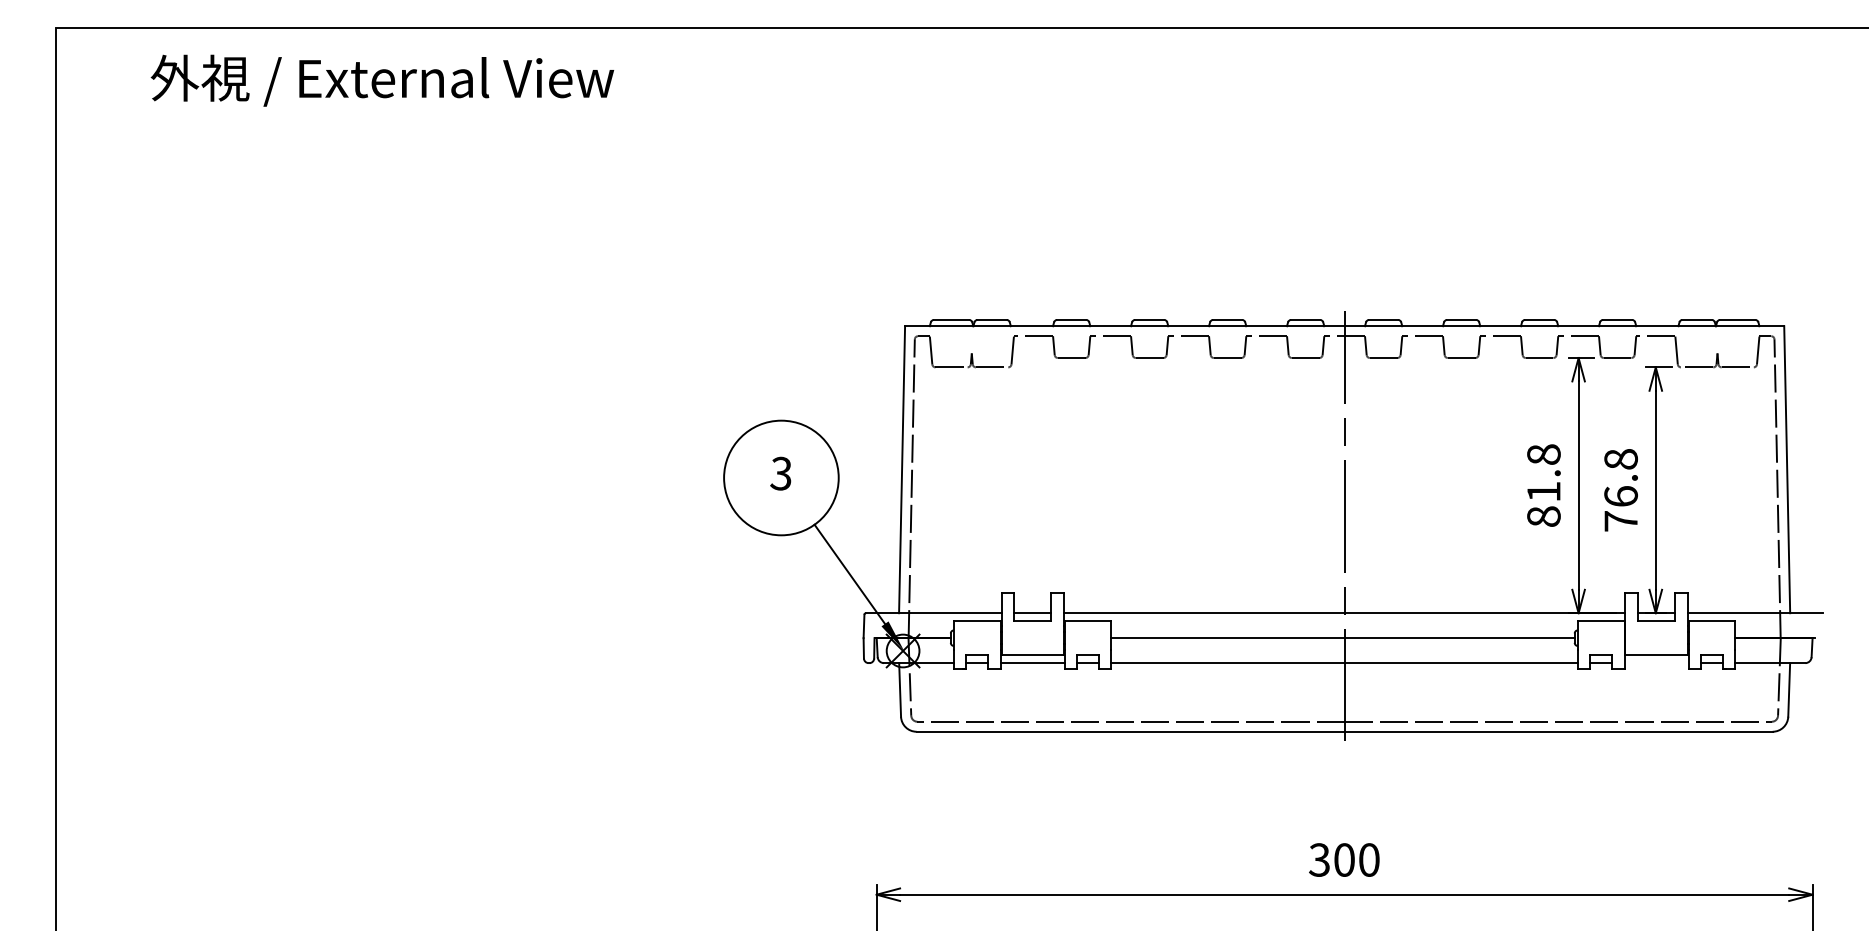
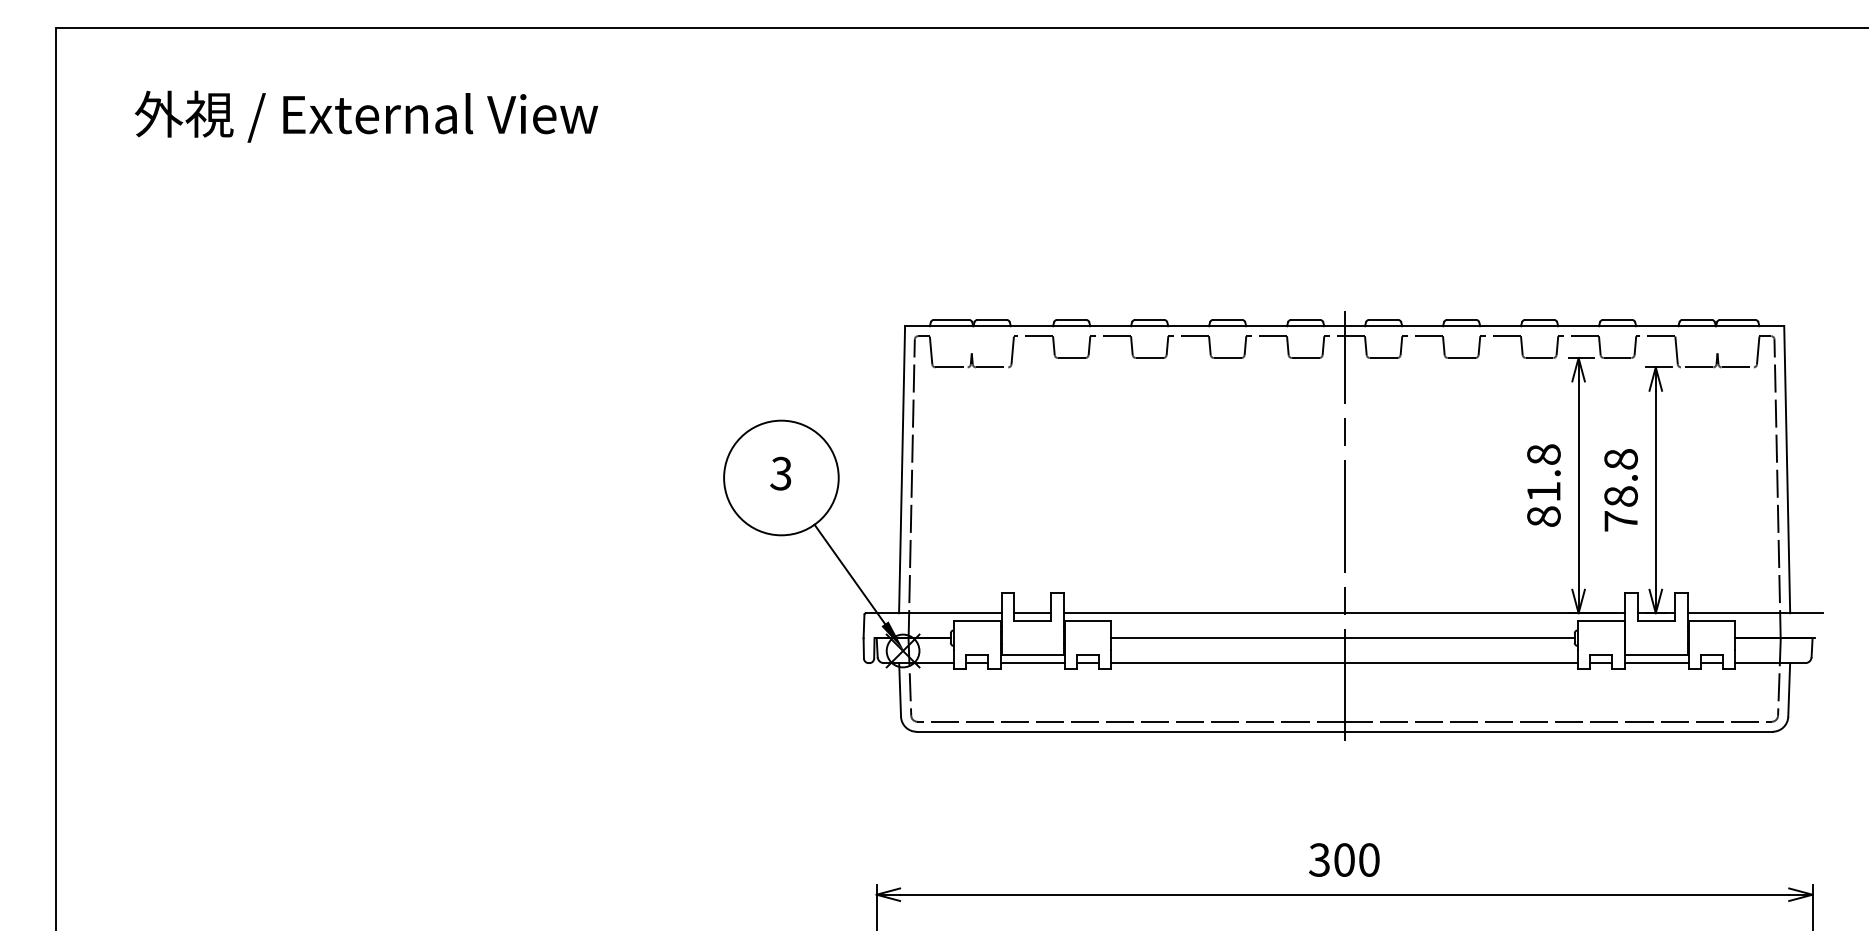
text position: (382, 80) -> (366, 116) (366, 116)
text: 76.8 -> 78.8 (1620, 496)
line: none -> present (1656, 663)
